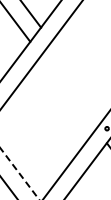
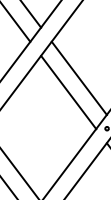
line: none -> present (78, 78)
line: none -> present (68, 92)
line: dashed -> solid (20, 174)
